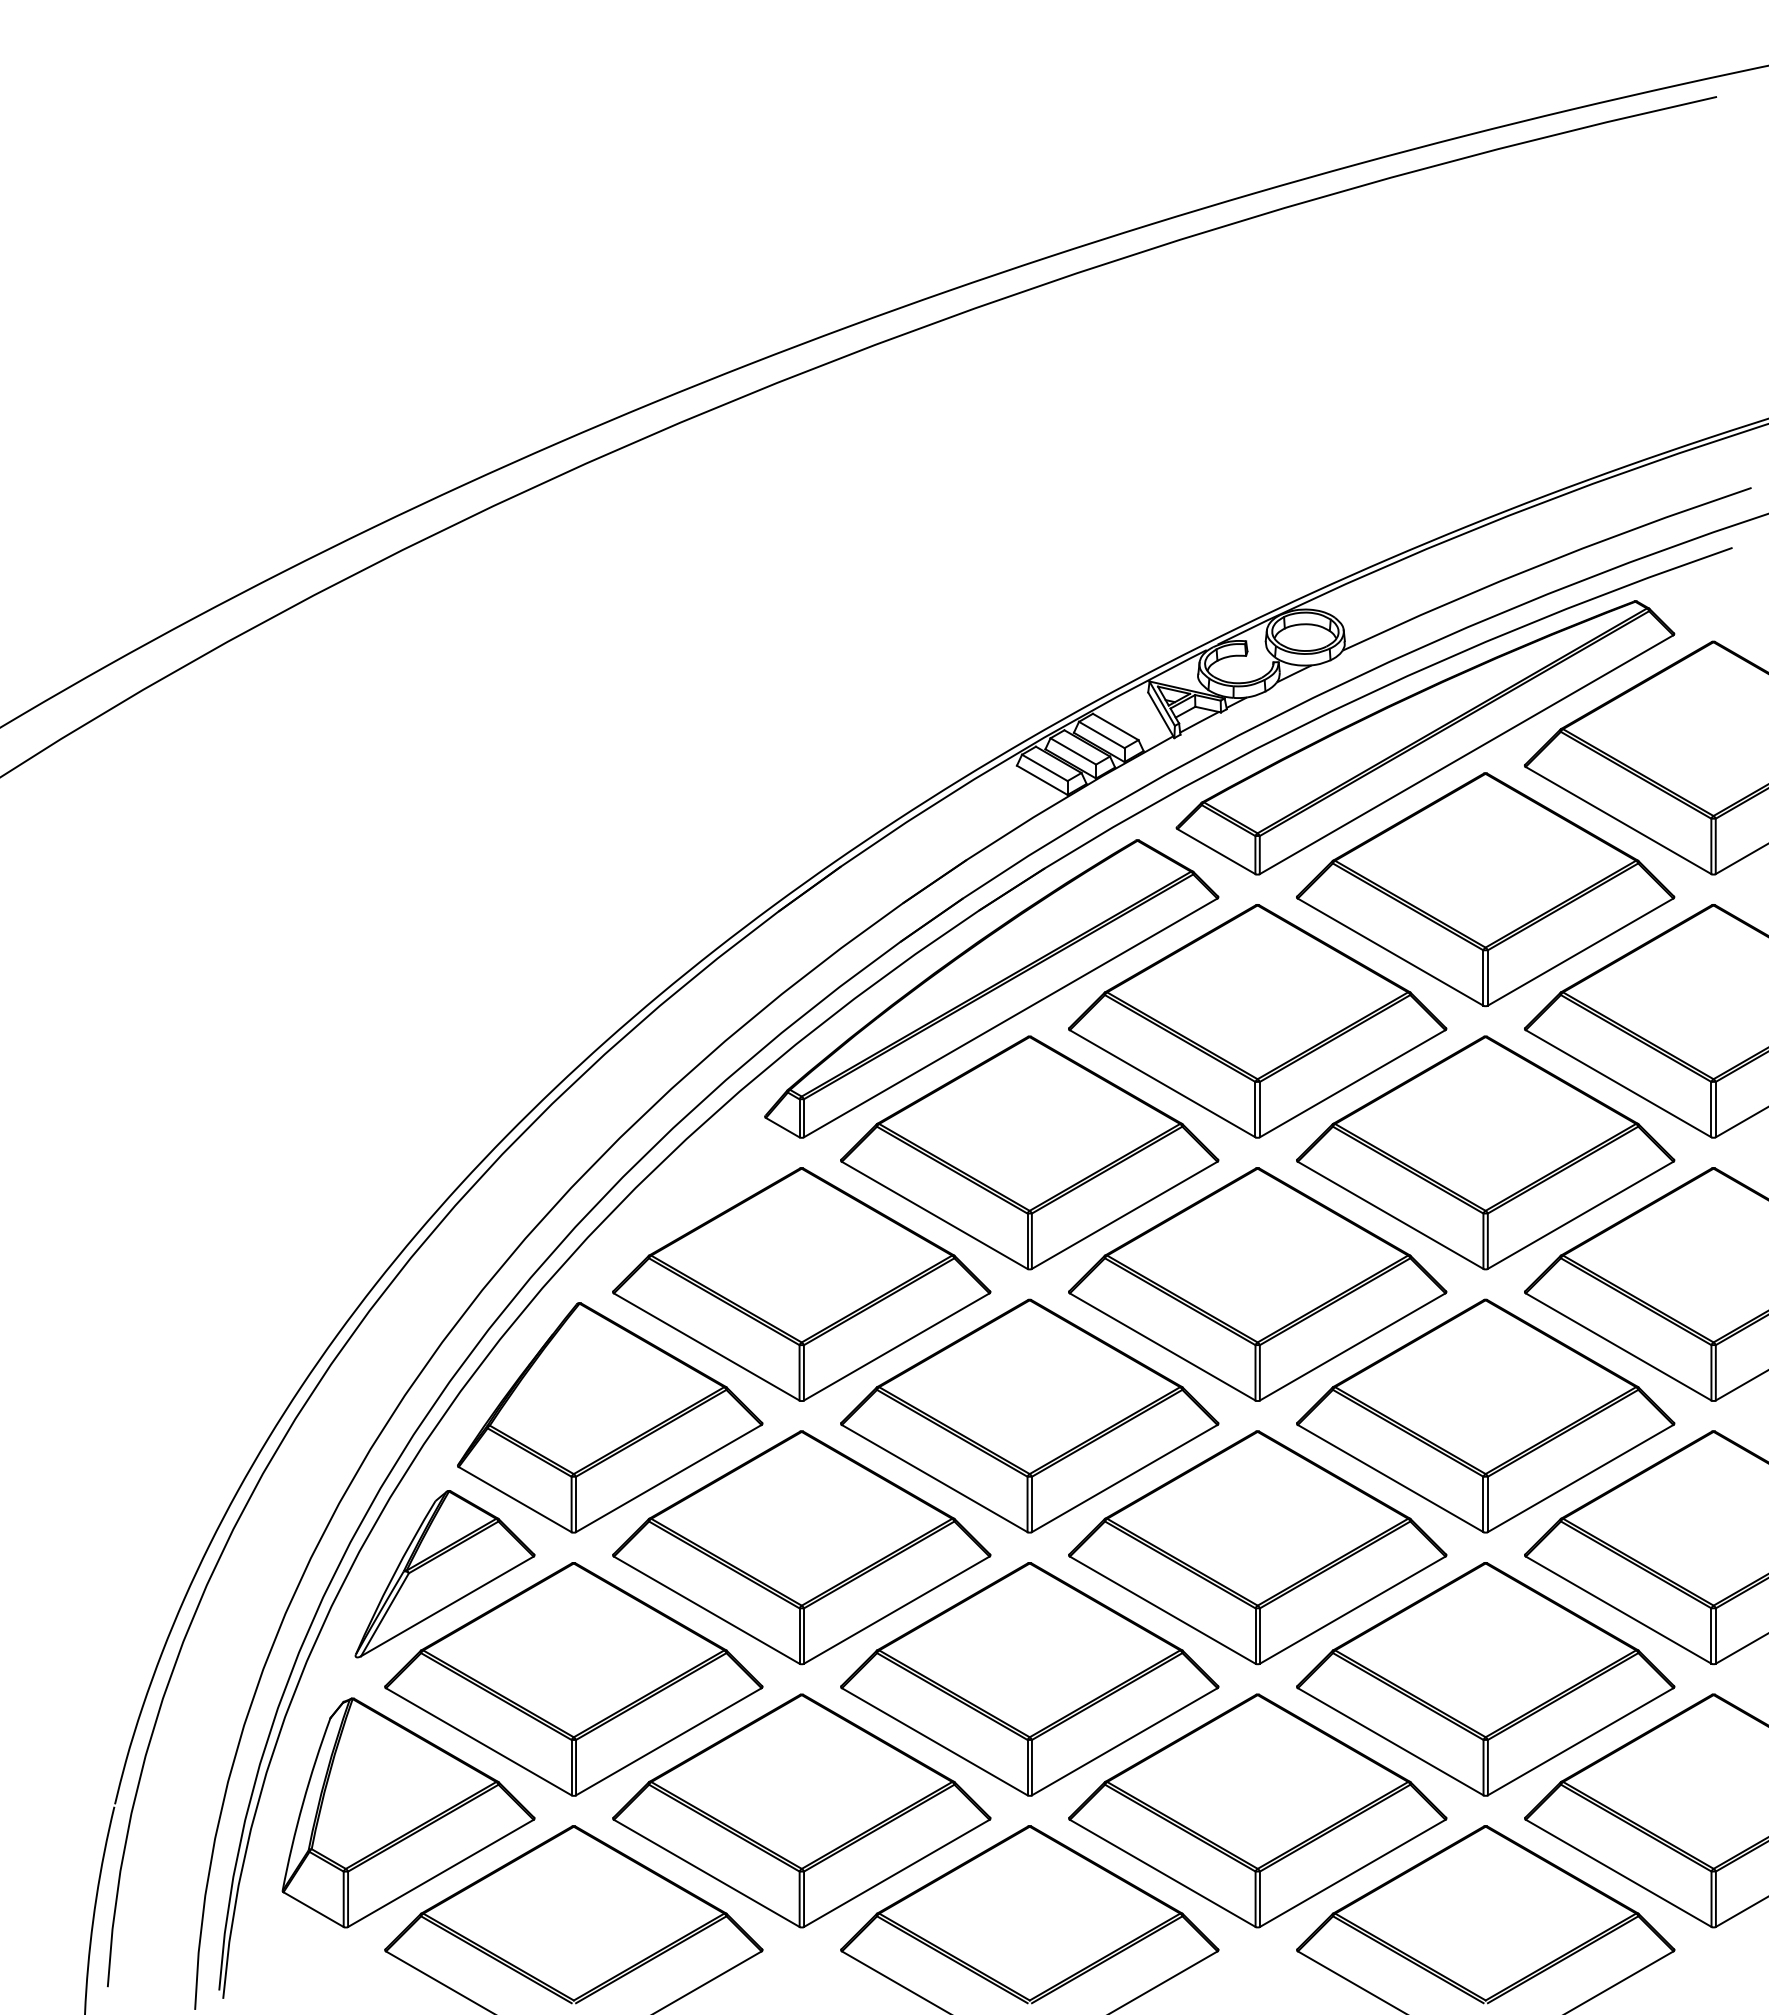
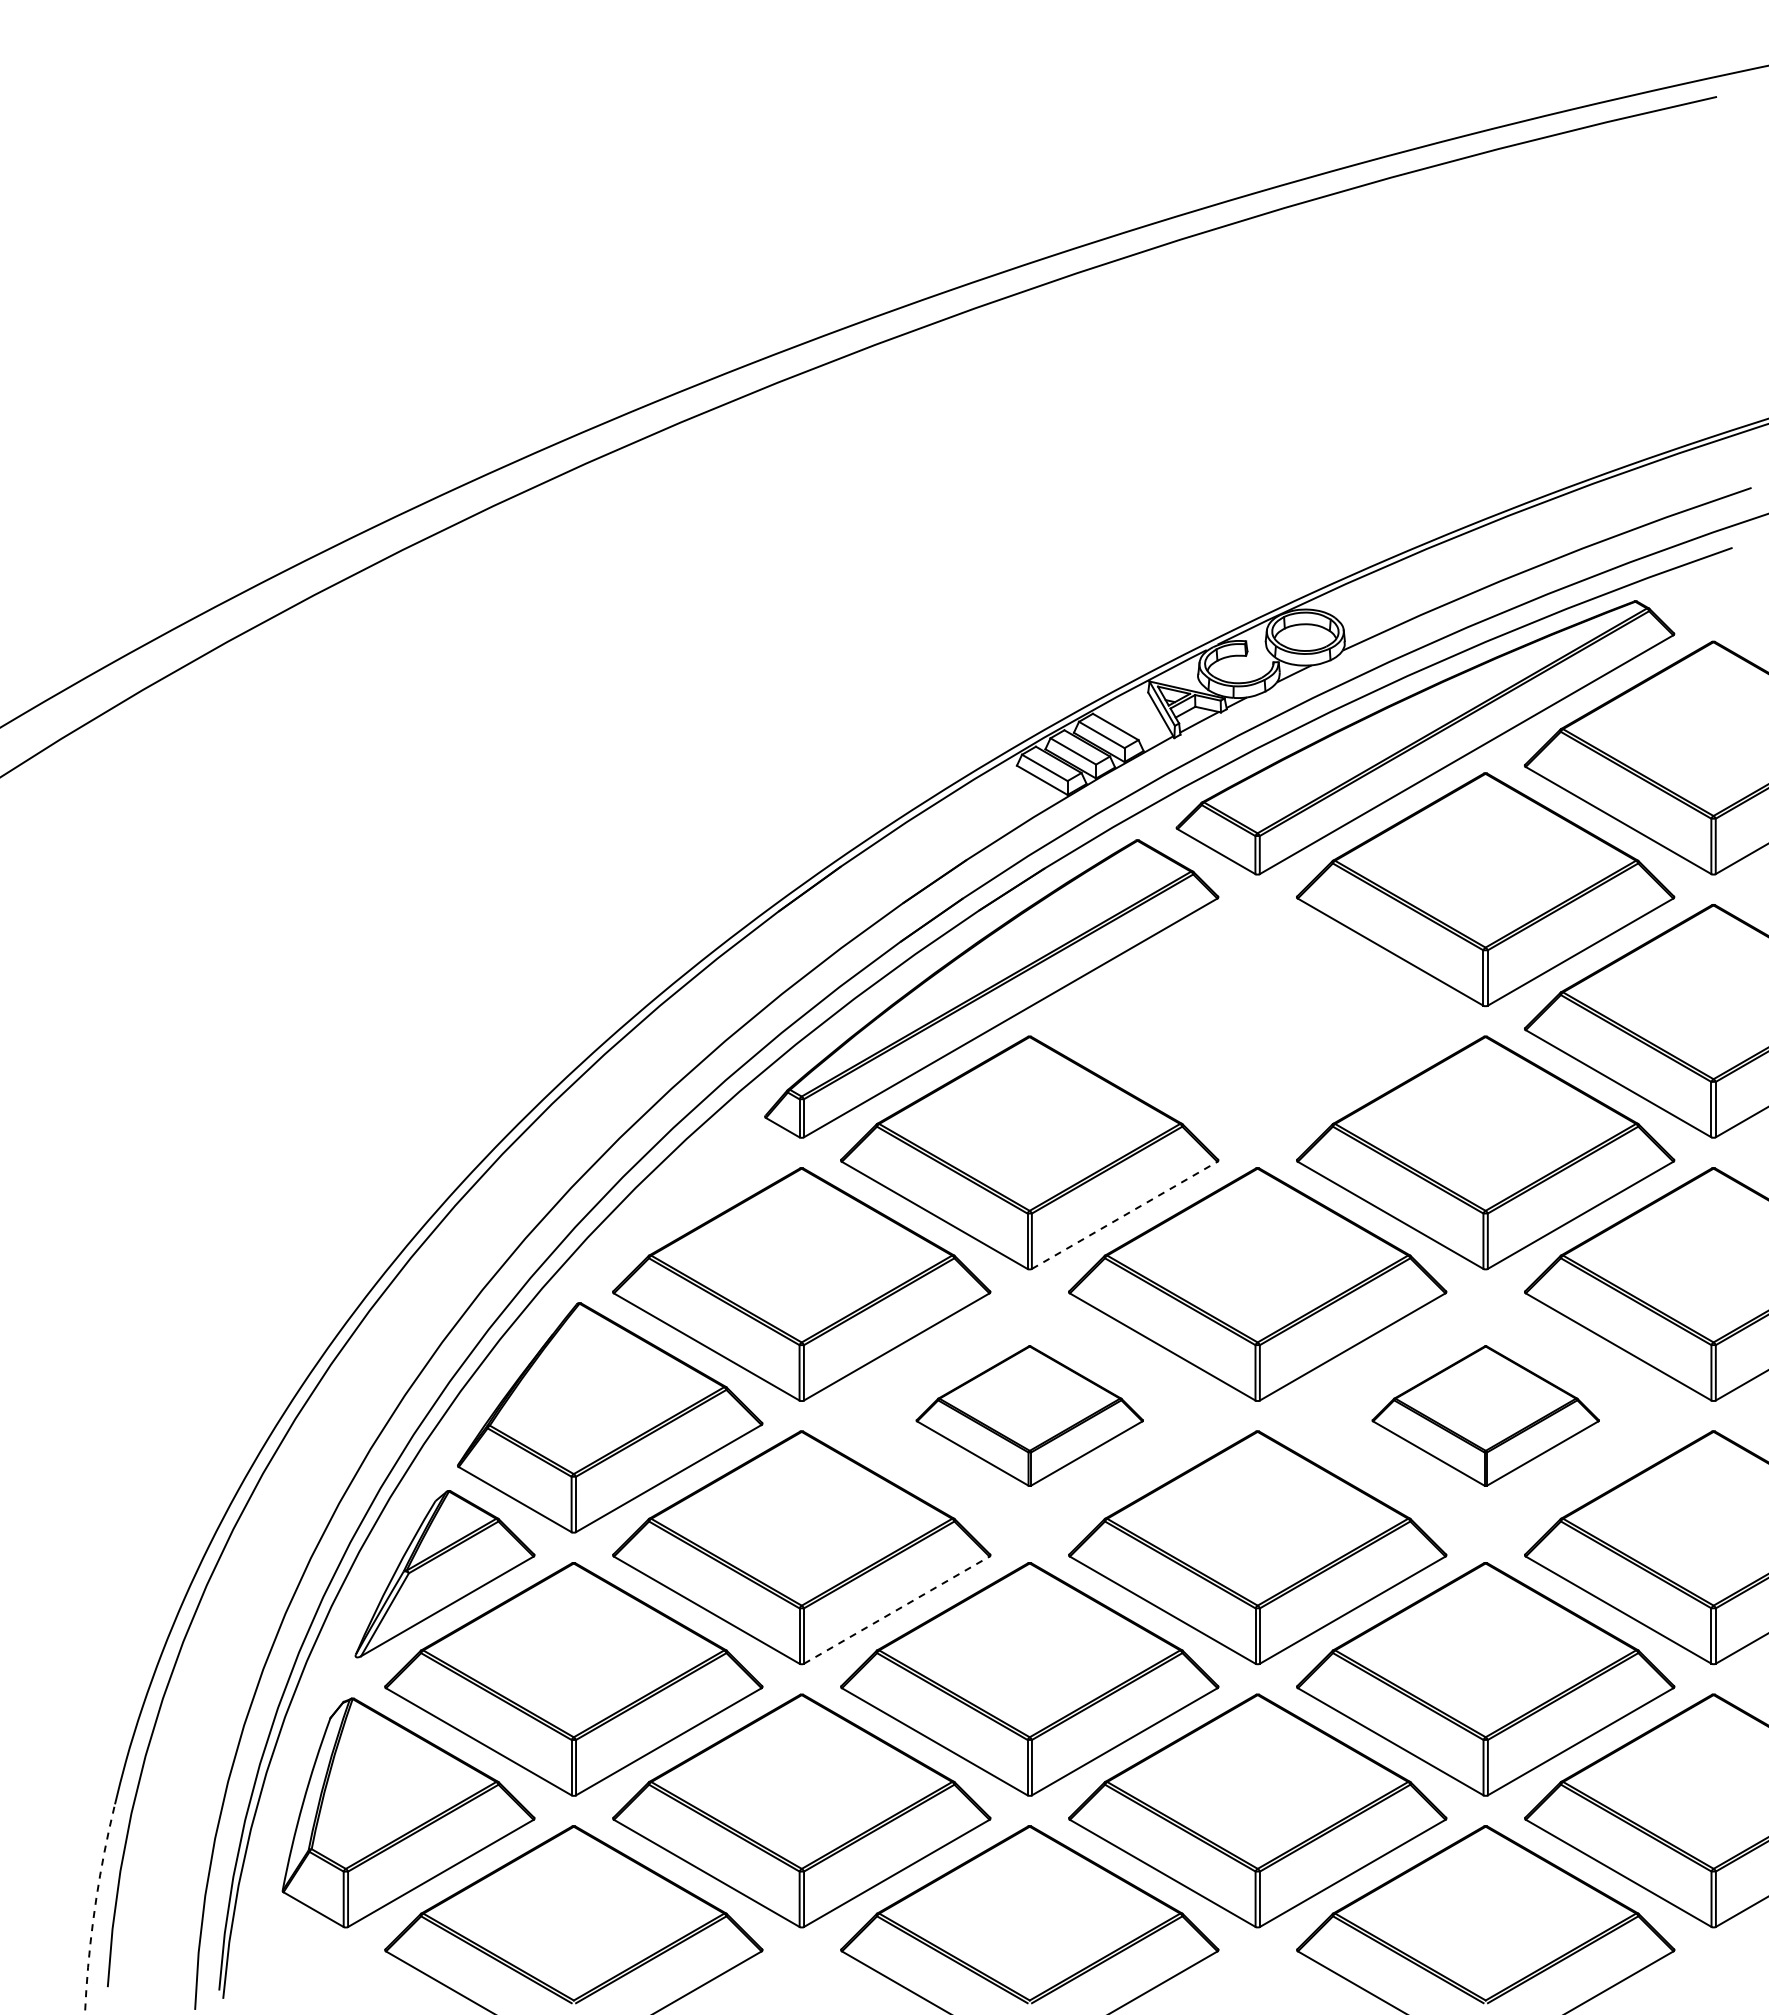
part: present -> none (1257, 1021)
line: solid -> dashed (1125, 1215)
part size: 380x236 px -> 229x142 px (1029, 1415)
part size: 380x236 px -> 229x142 px (1485, 1415)
line: solid -> dashed (897, 1609)
arc: solid -> dashed (94, 1910)
